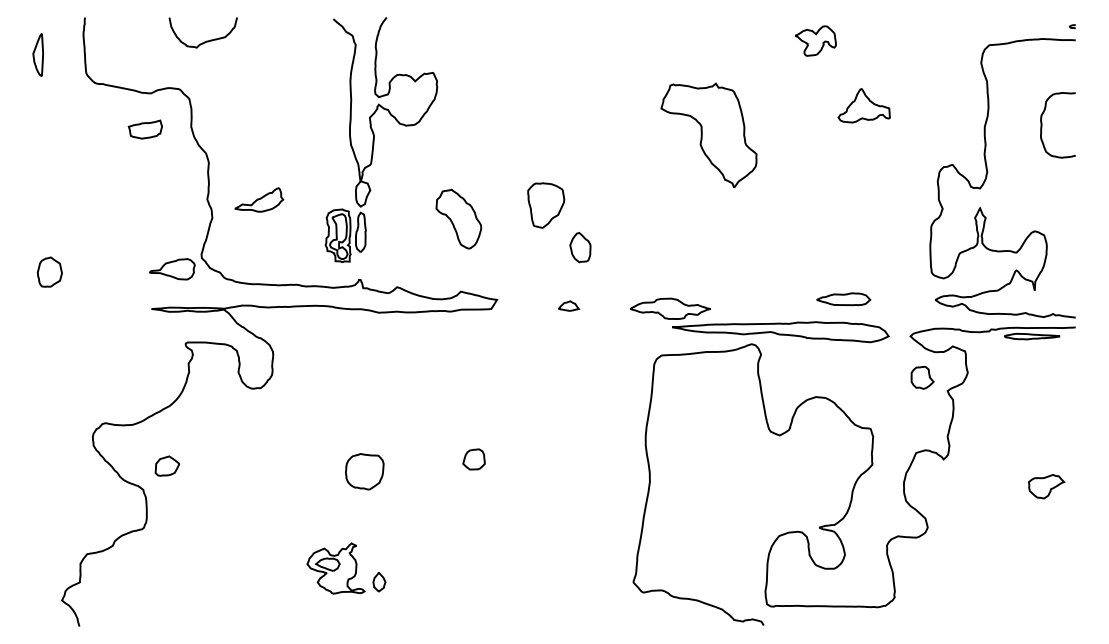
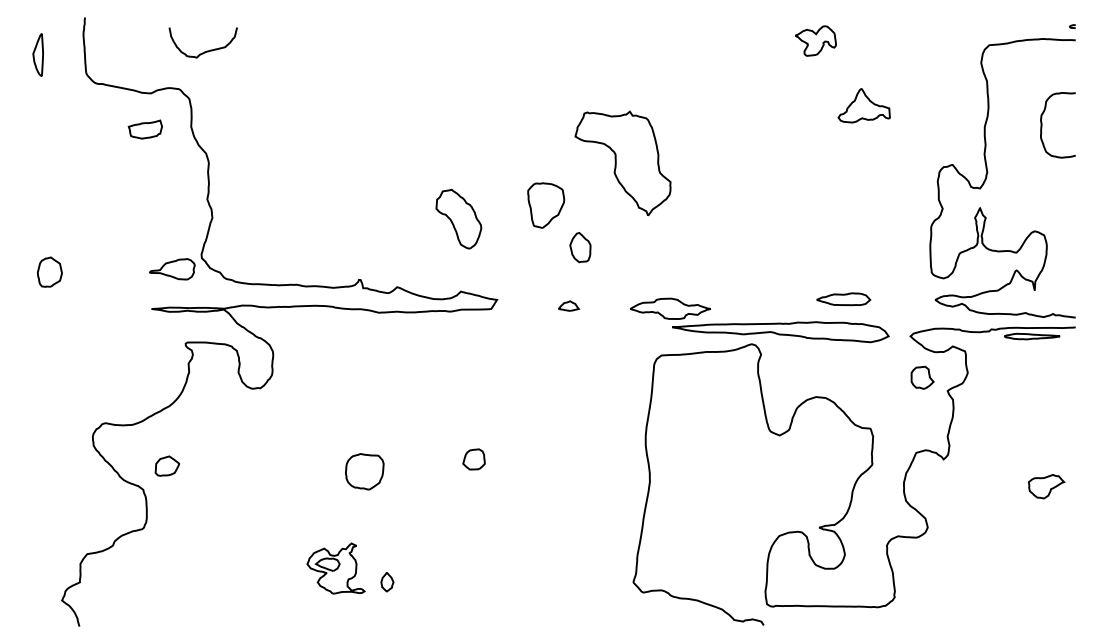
curve position: (206, 40) -> (206, 50) (206, 50)
part position: (708, 134) -> (622, 162) (622, 162)
part: present -> none (374, 139)
part: present -> none (259, 199)
part position: (379, 582) -> (387, 582) (387, 582)
